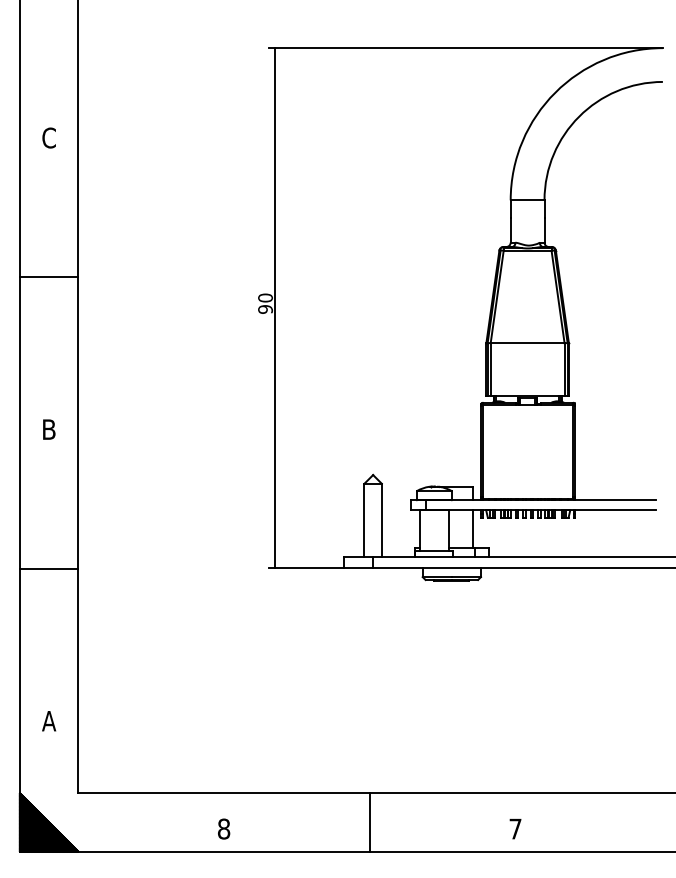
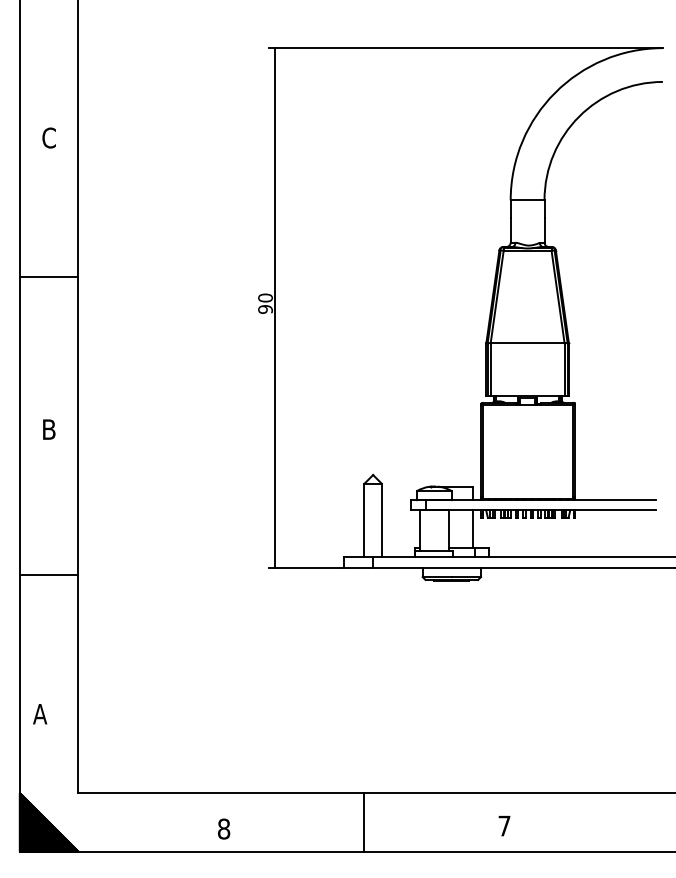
line position: (49, 568) -> (49, 574) (49, 574)
text position: (49, 721) -> (40, 714) (40, 714)
line position: (369, 822) -> (363, 822) (363, 822)
text position: (515, 829) -> (504, 826) (504, 826)
